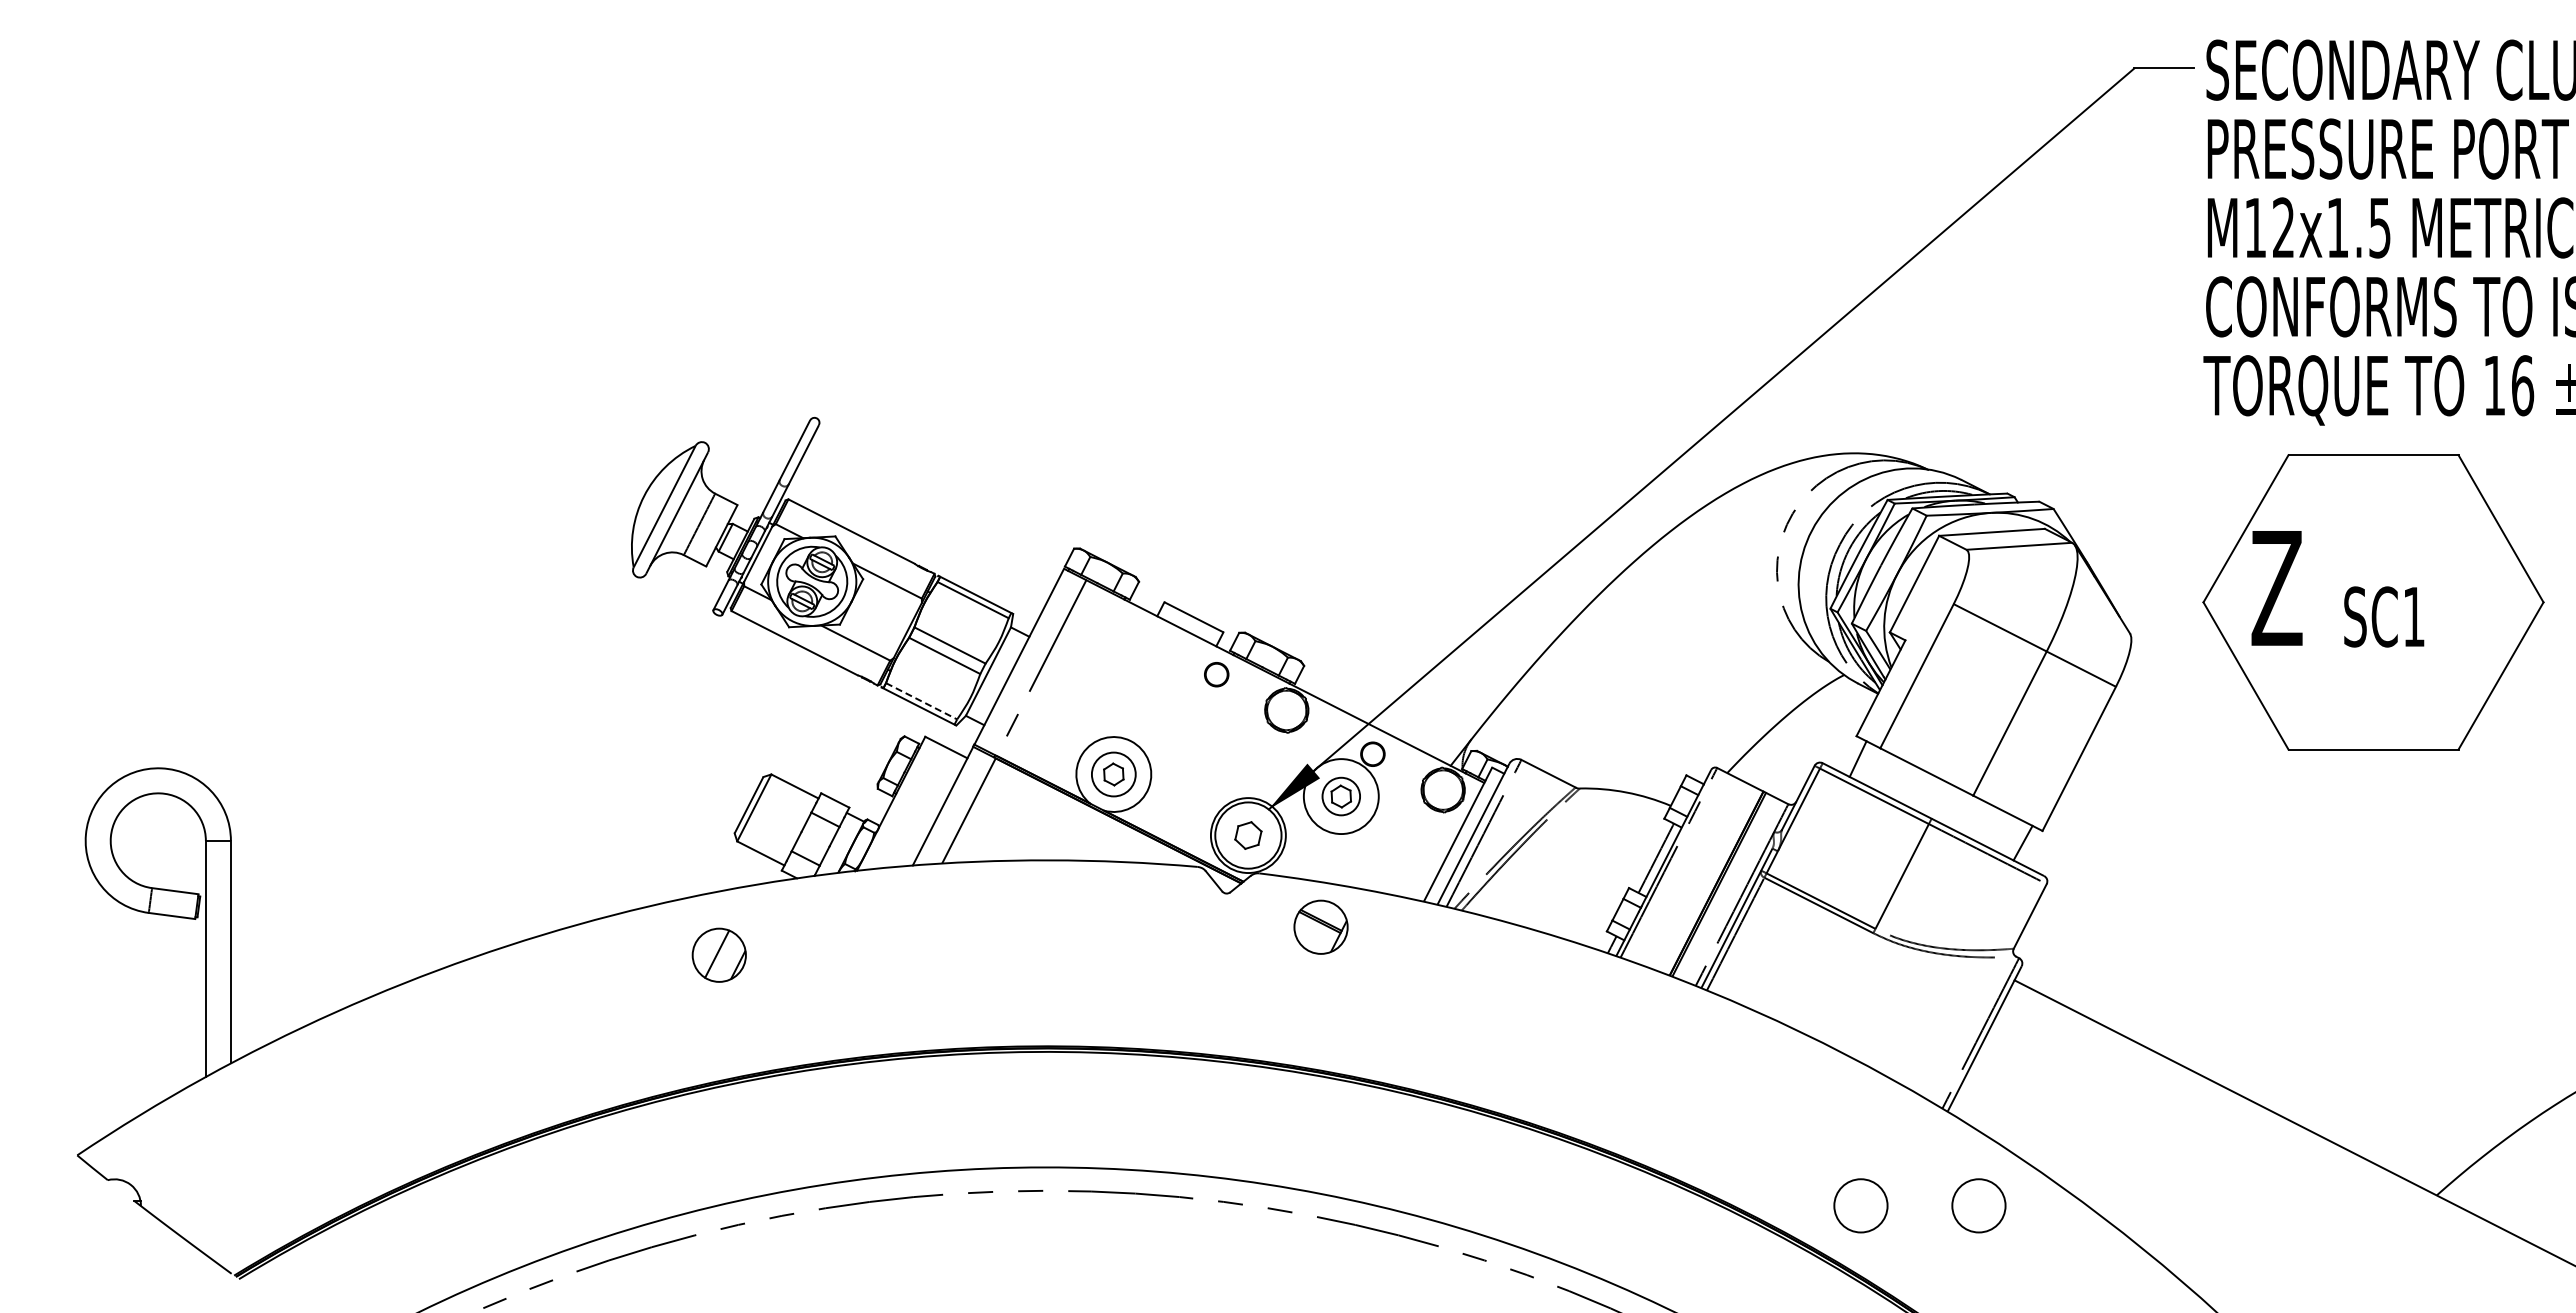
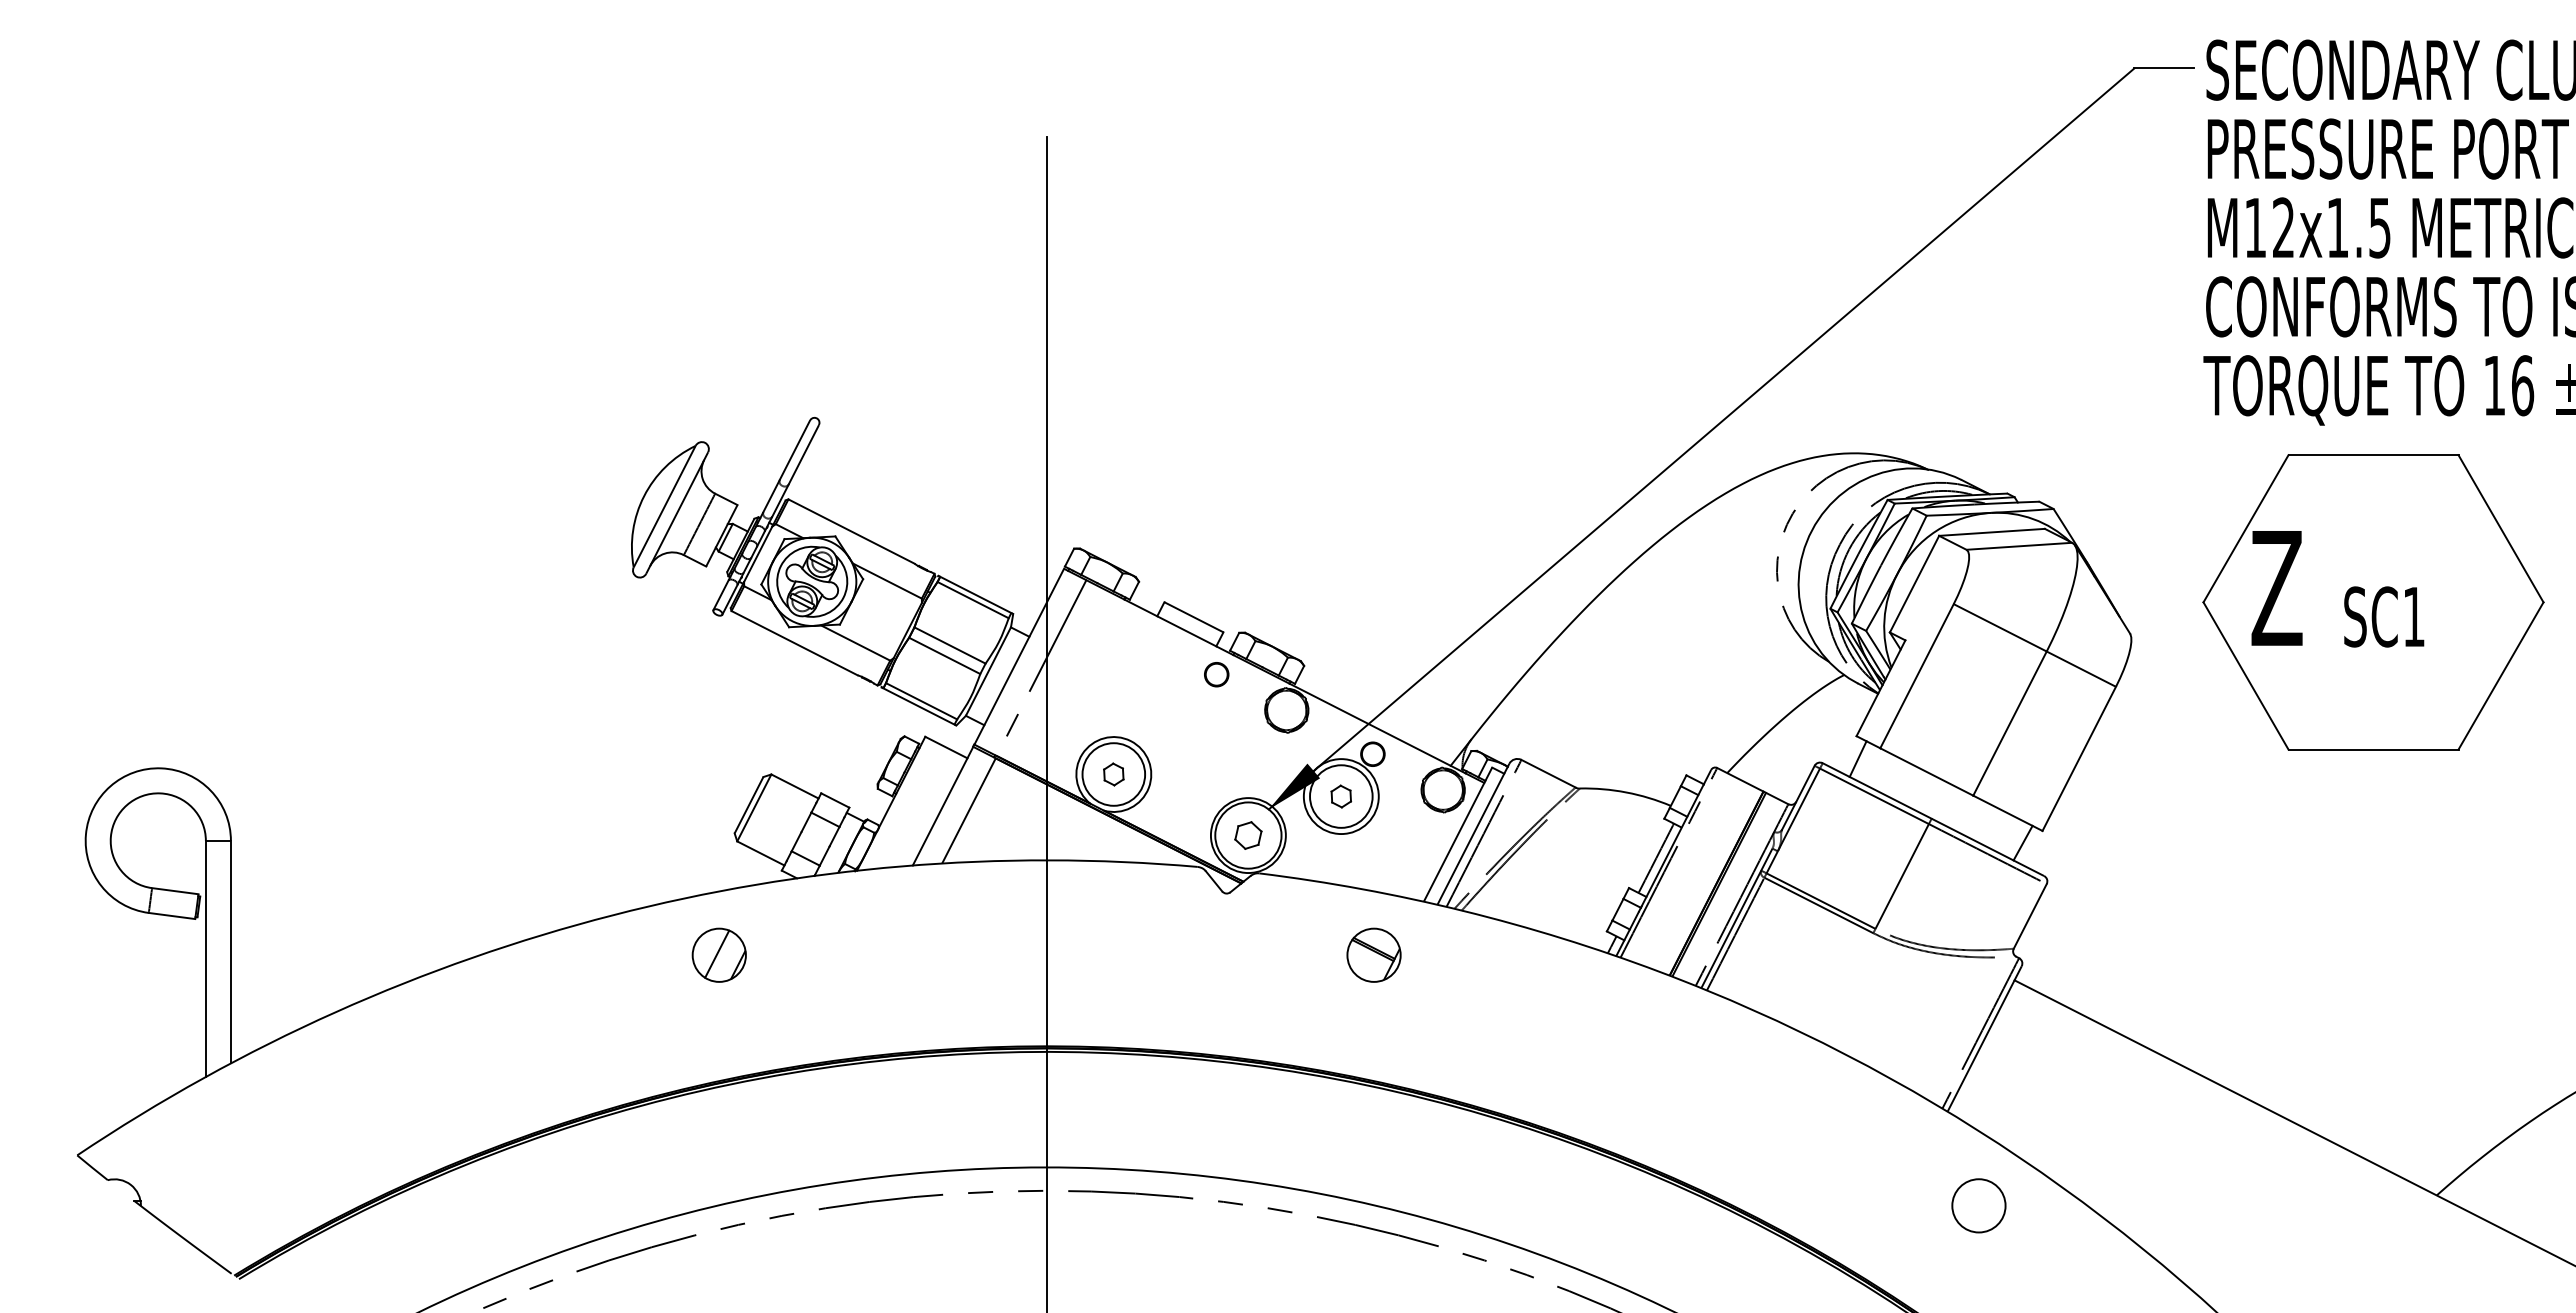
line: dashed -> solid (921, 701)
line: none -> present (1046, 722)
circle diameter: 44 px -> 63 px (1113, 774)
circle diameter: 38 px -> 63 px (1341, 796)
part position: (1320, 926) -> (1373, 954) (1373, 954)
circle: present -> none (1860, 1205)
